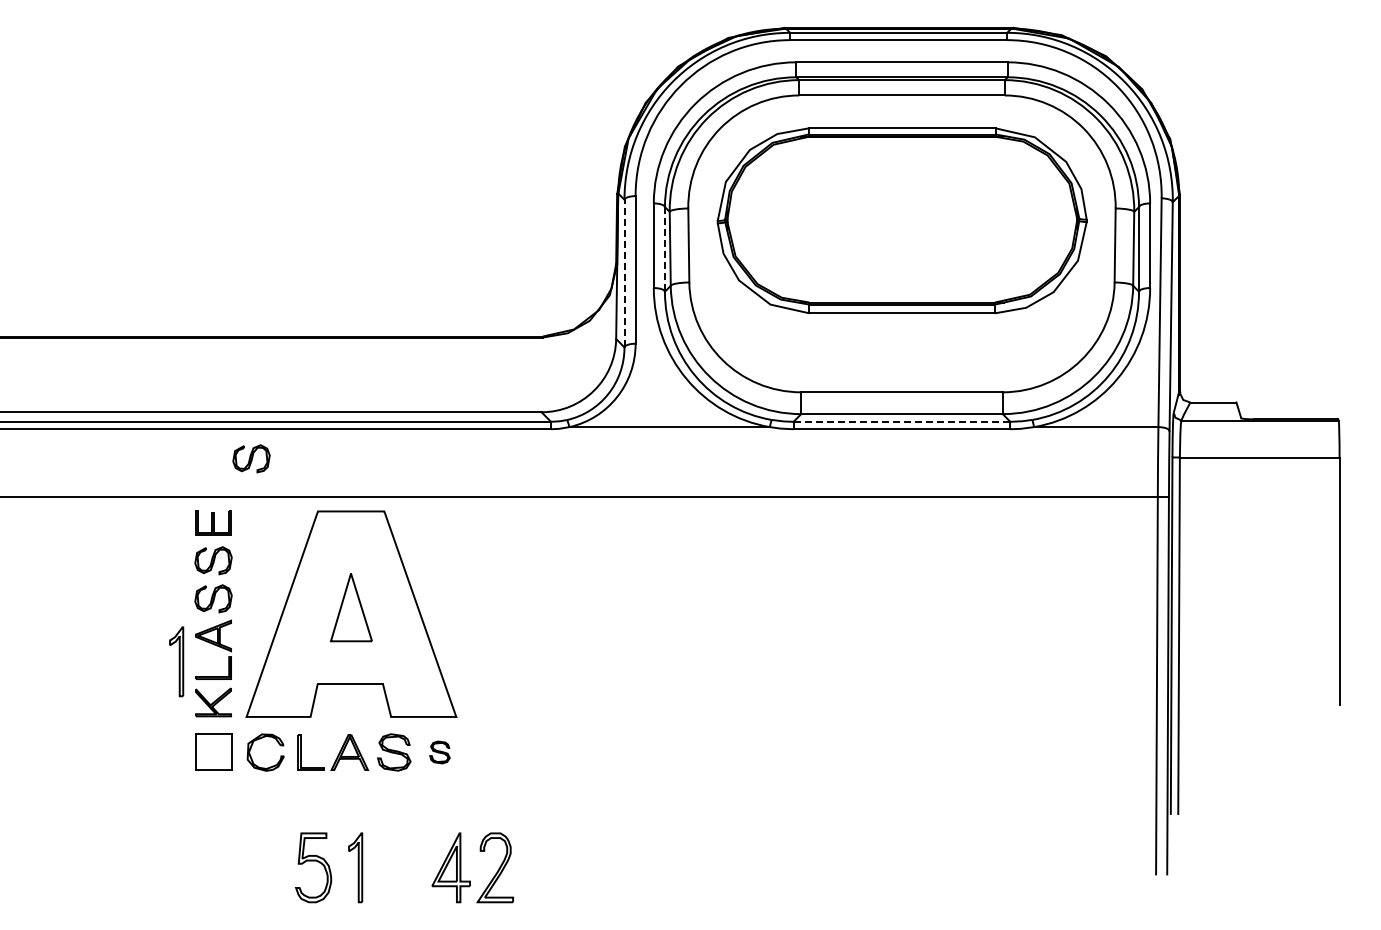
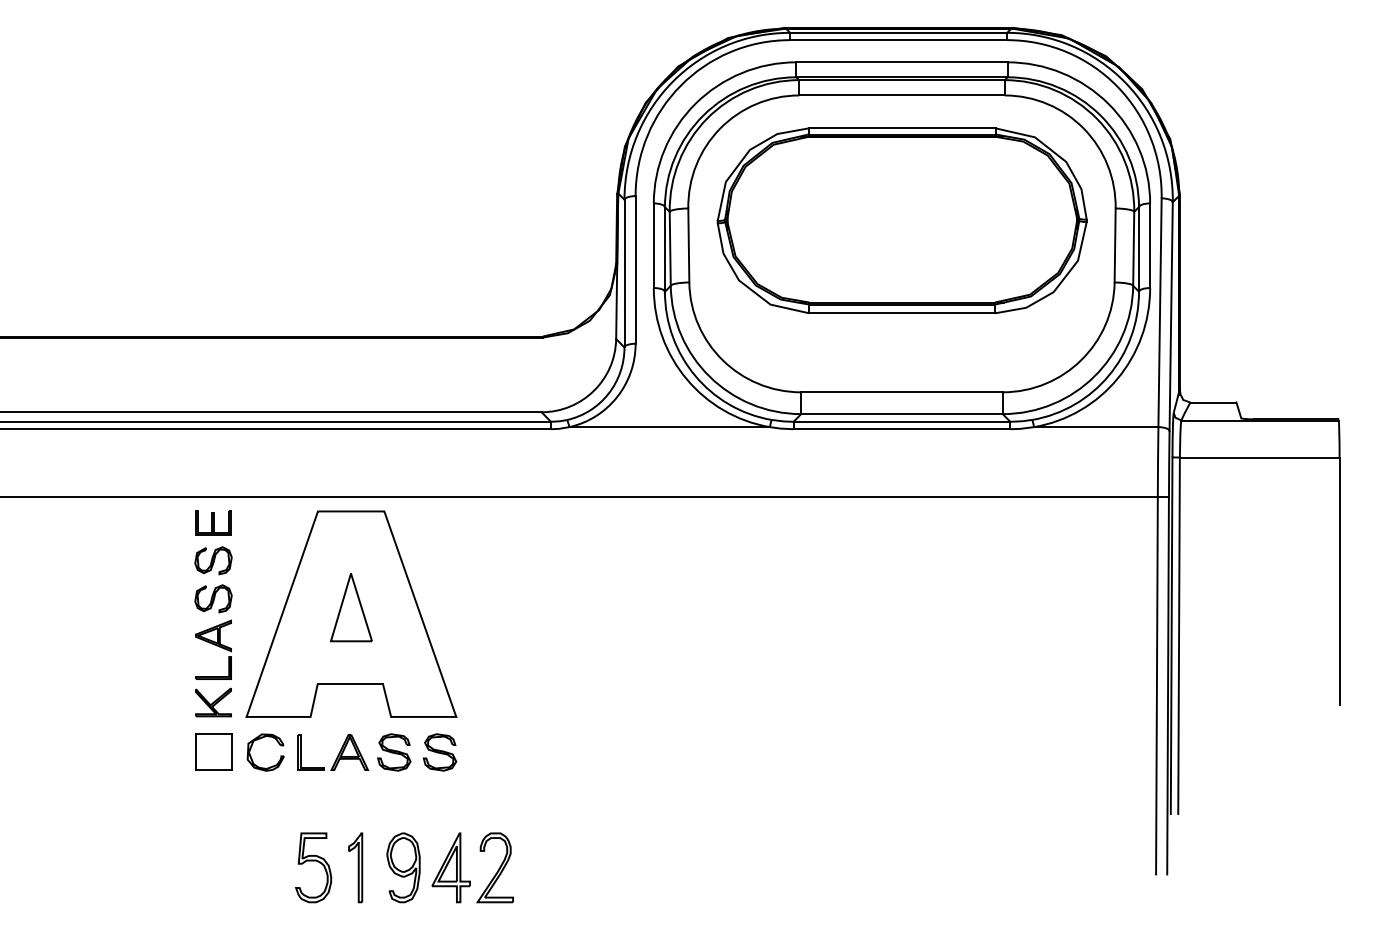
line: dashed -> solid (664, 249)
line: dashed -> solid (624, 273)
line: dashed -> solid (902, 421)
part: present -> none (251, 458)
part: present -> none (176, 661)
part size: 22x25 px -> 36x39 px (439, 752)
part: none -> present (403, 867)
